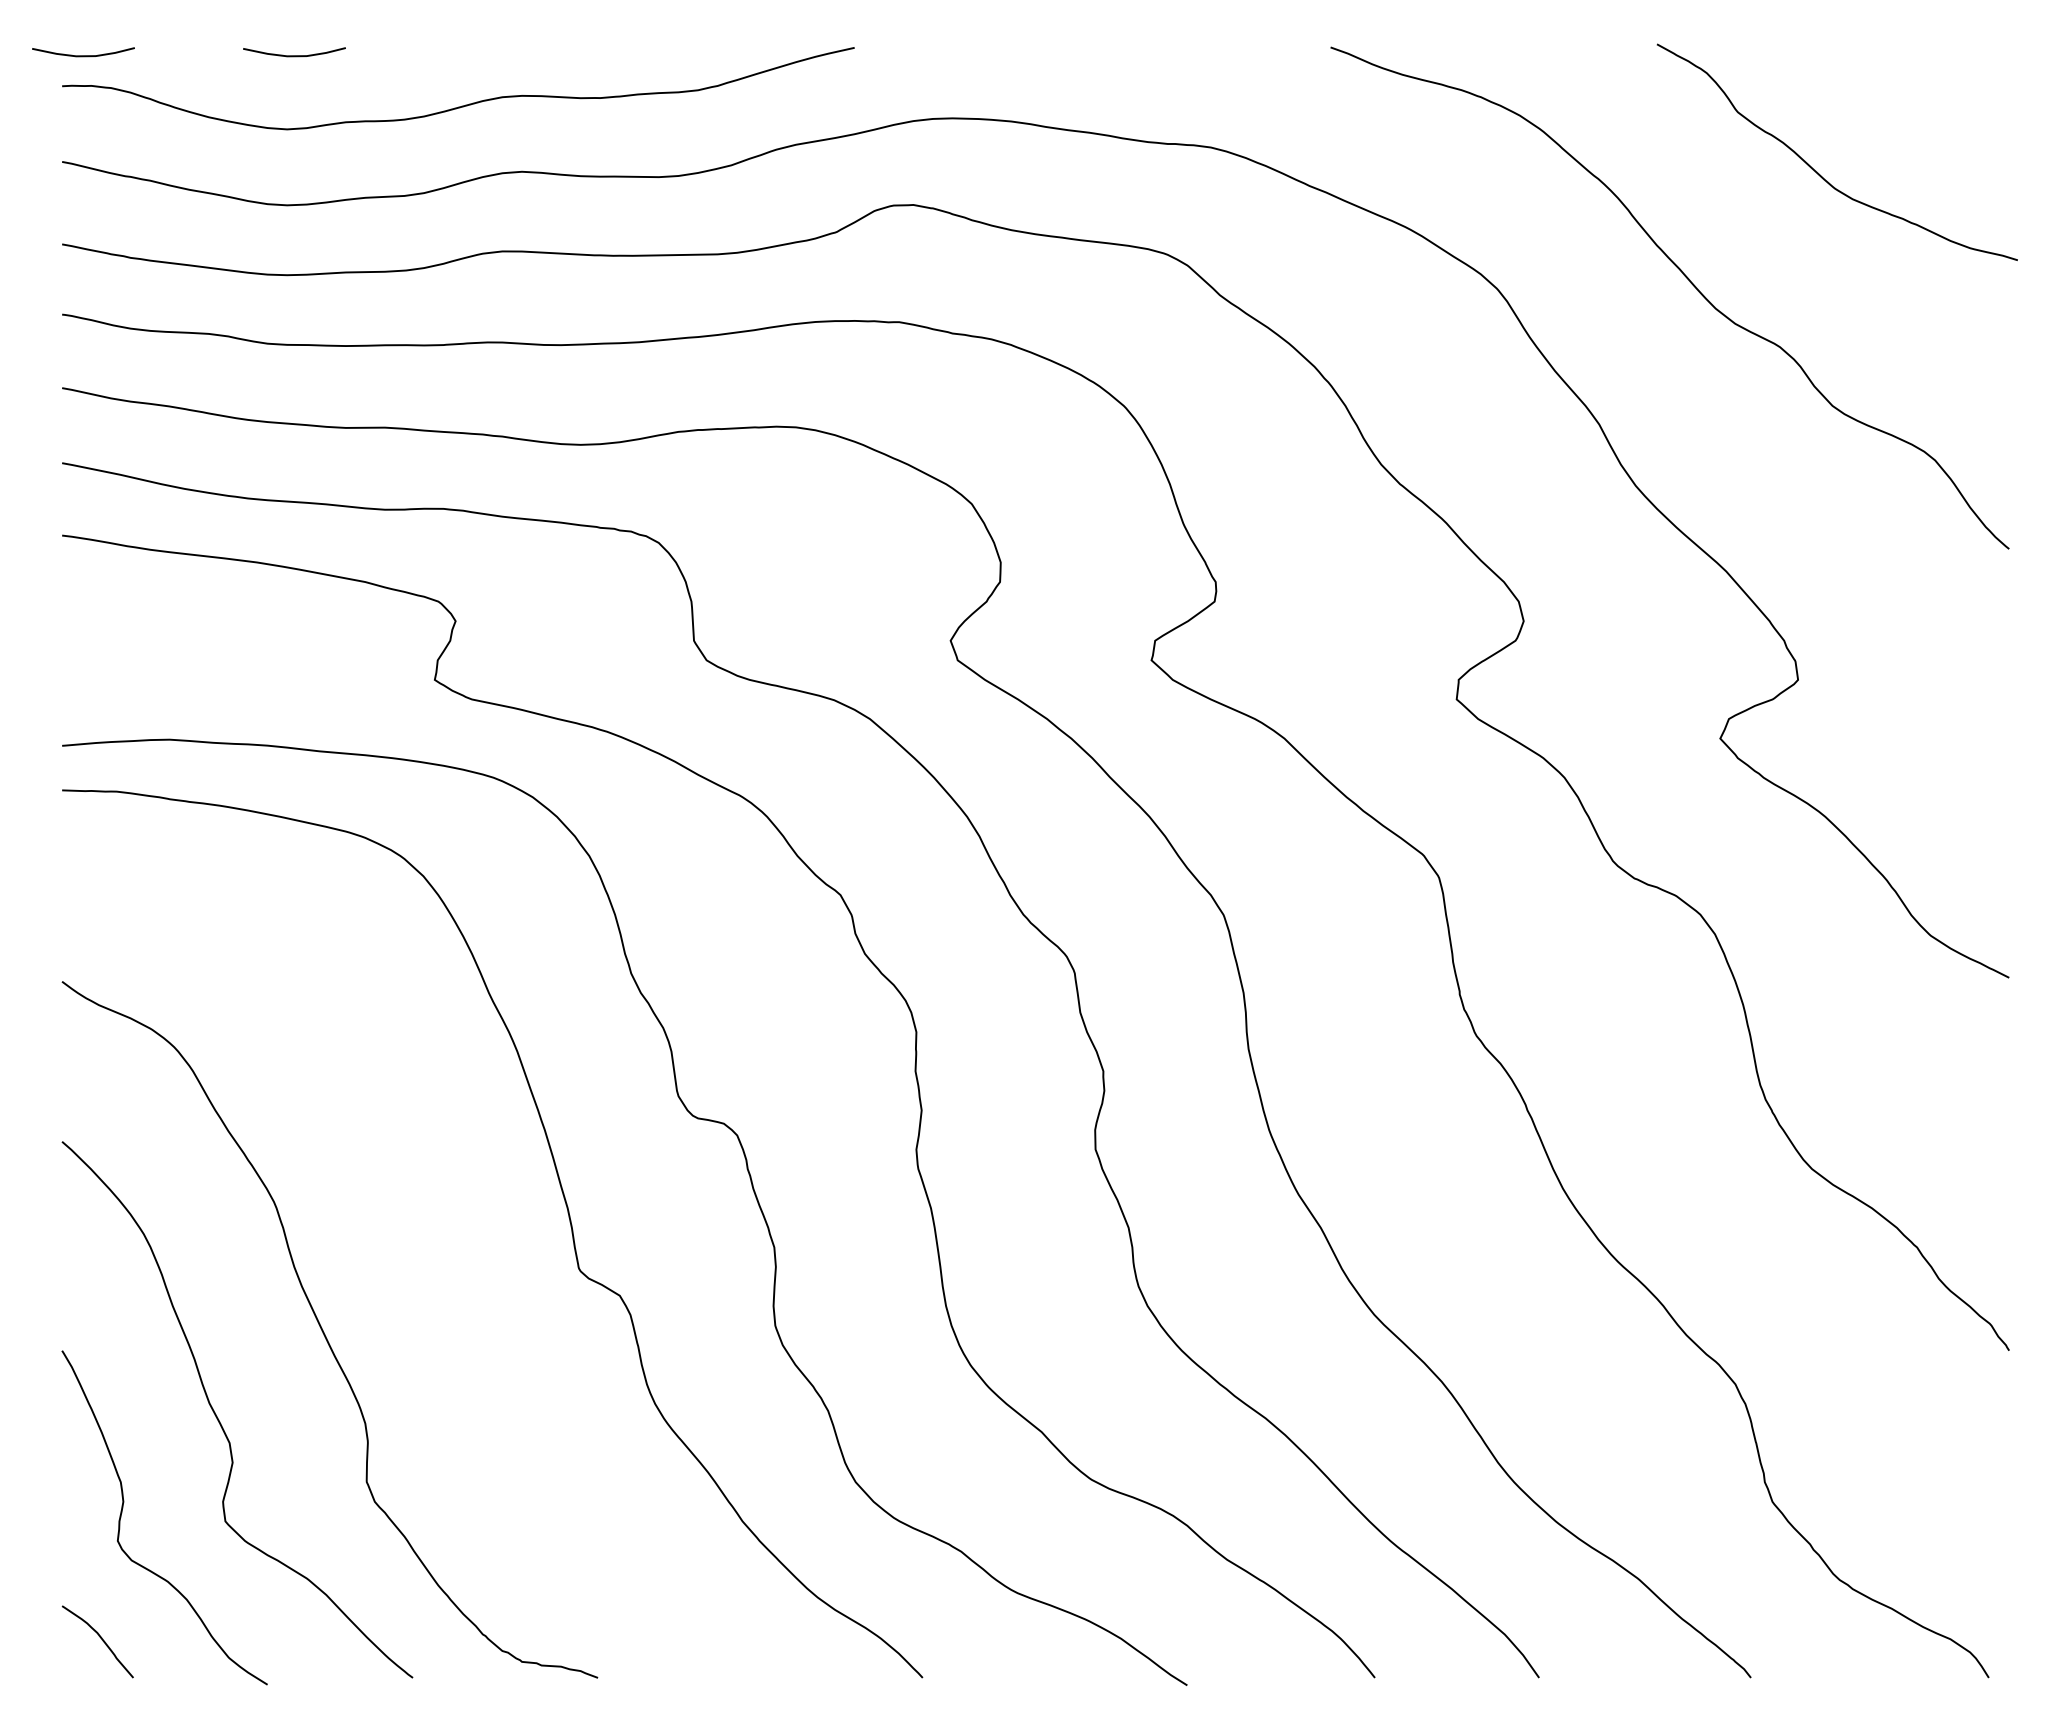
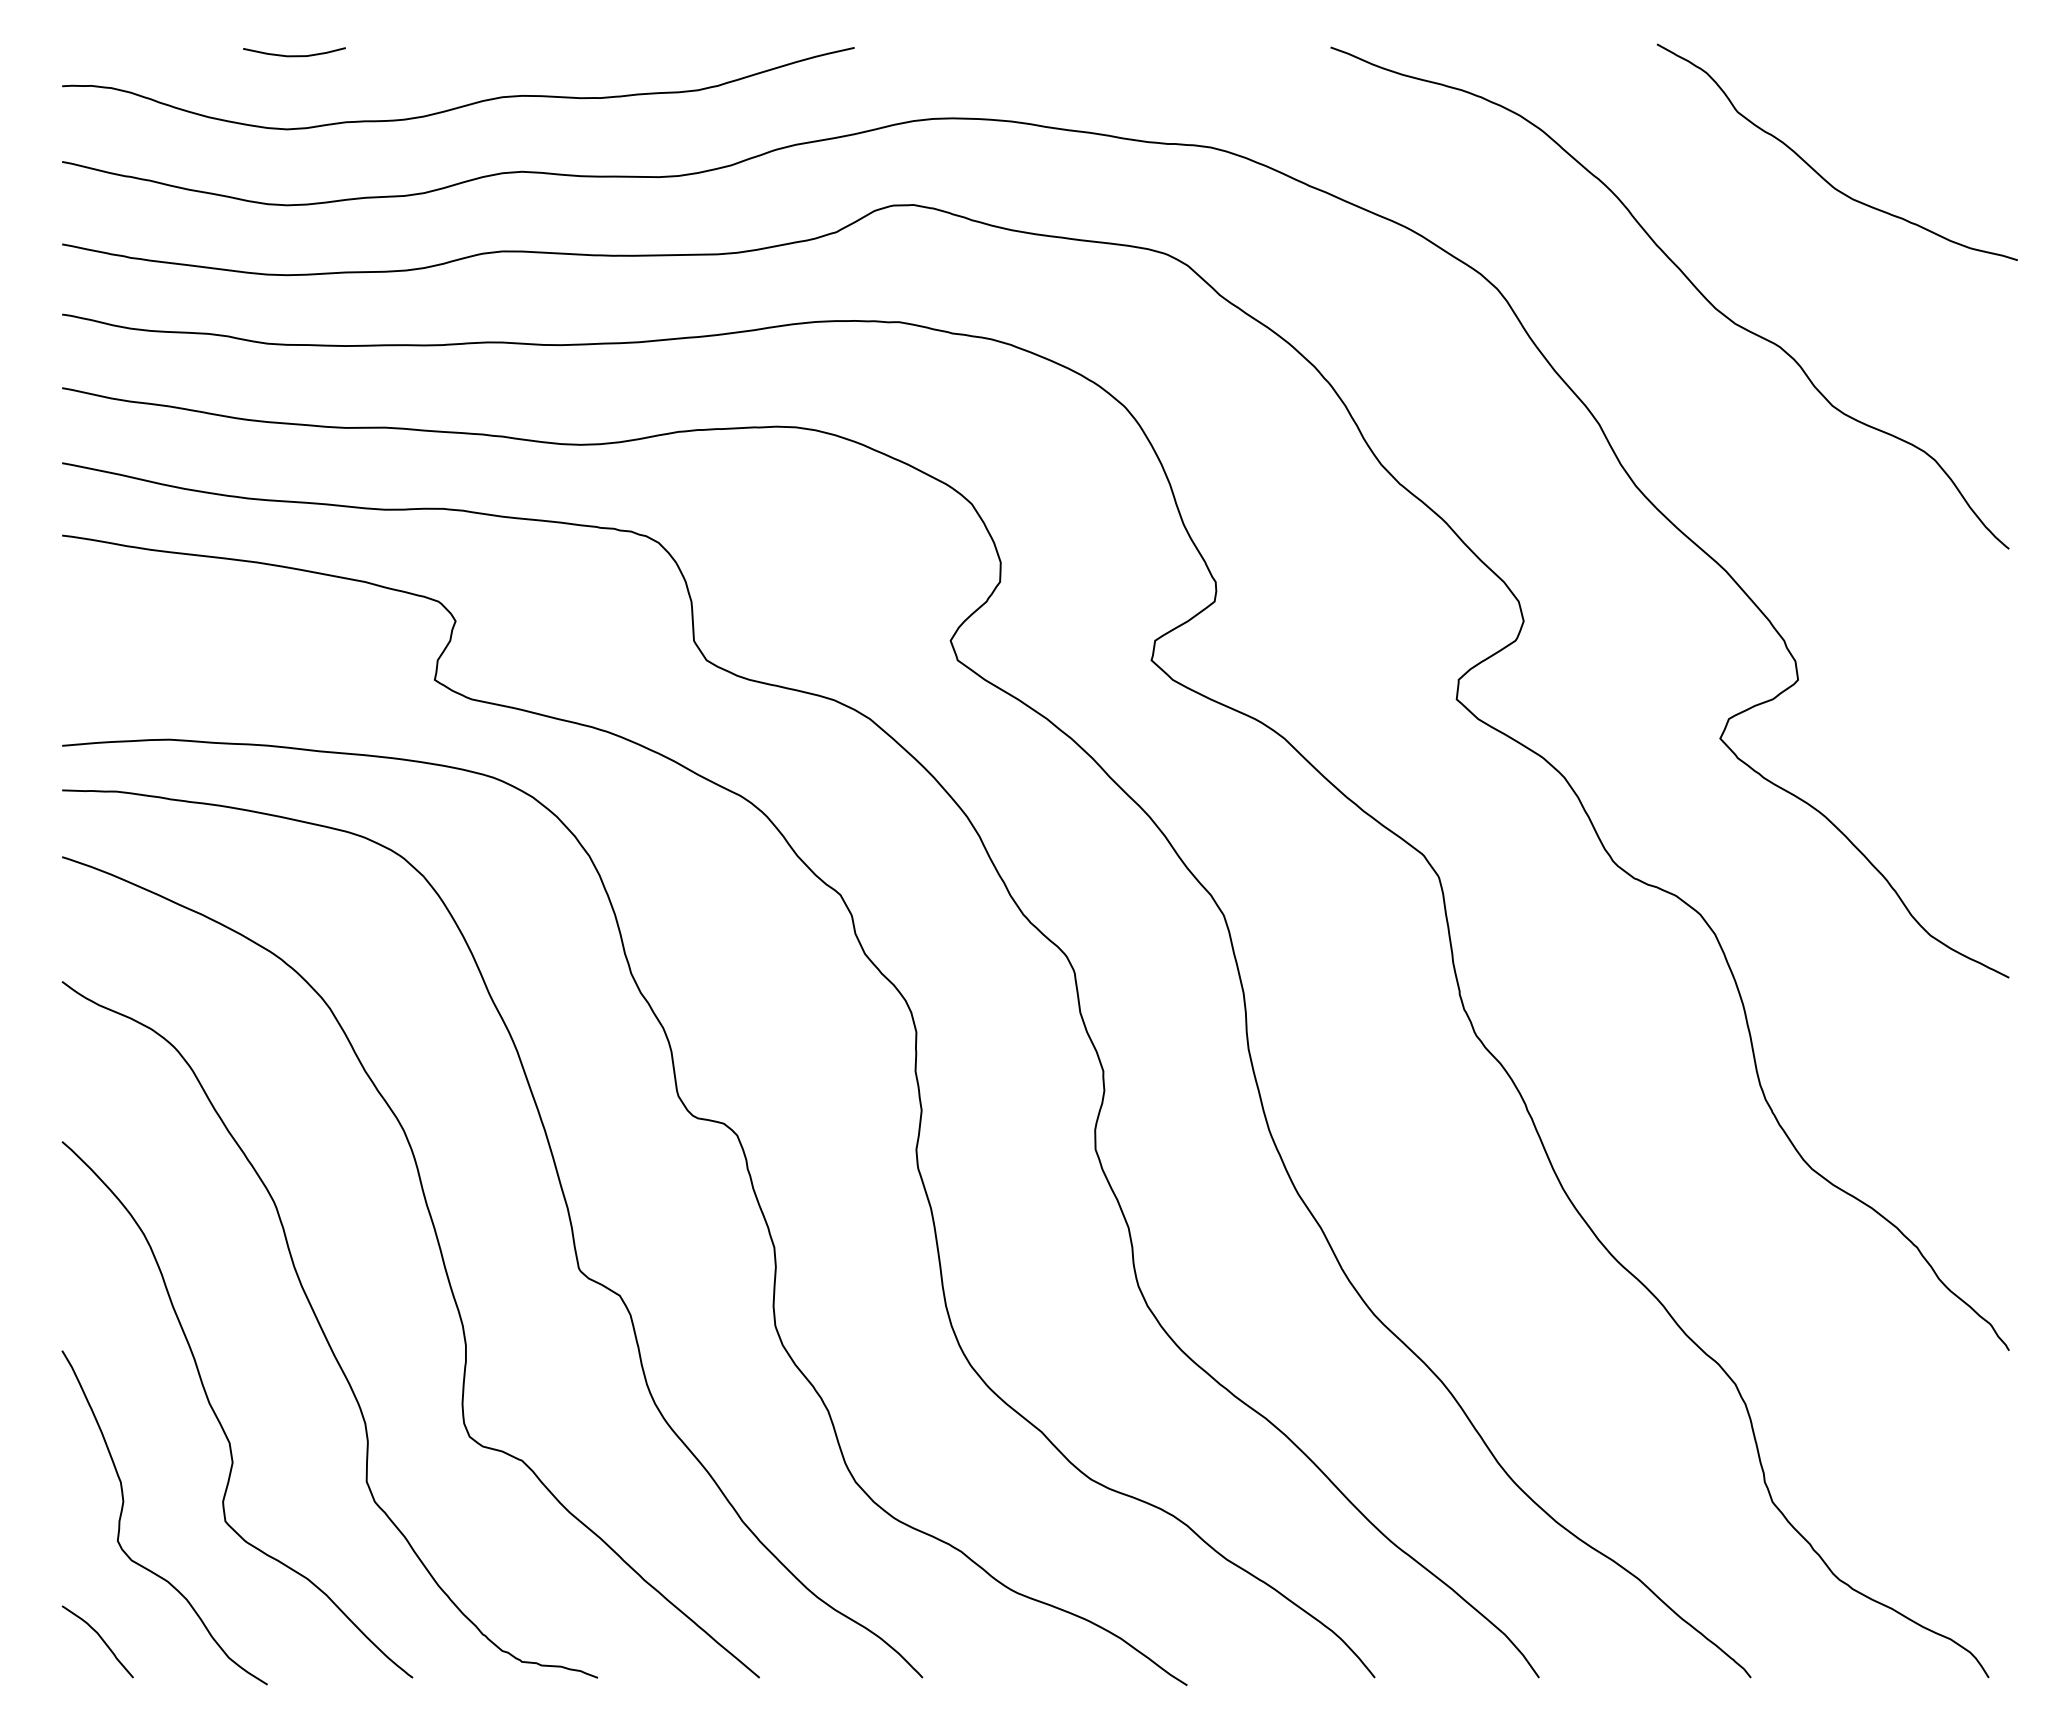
curve: present -> none (83, 55)
curve: none -> present (441, 1258)
